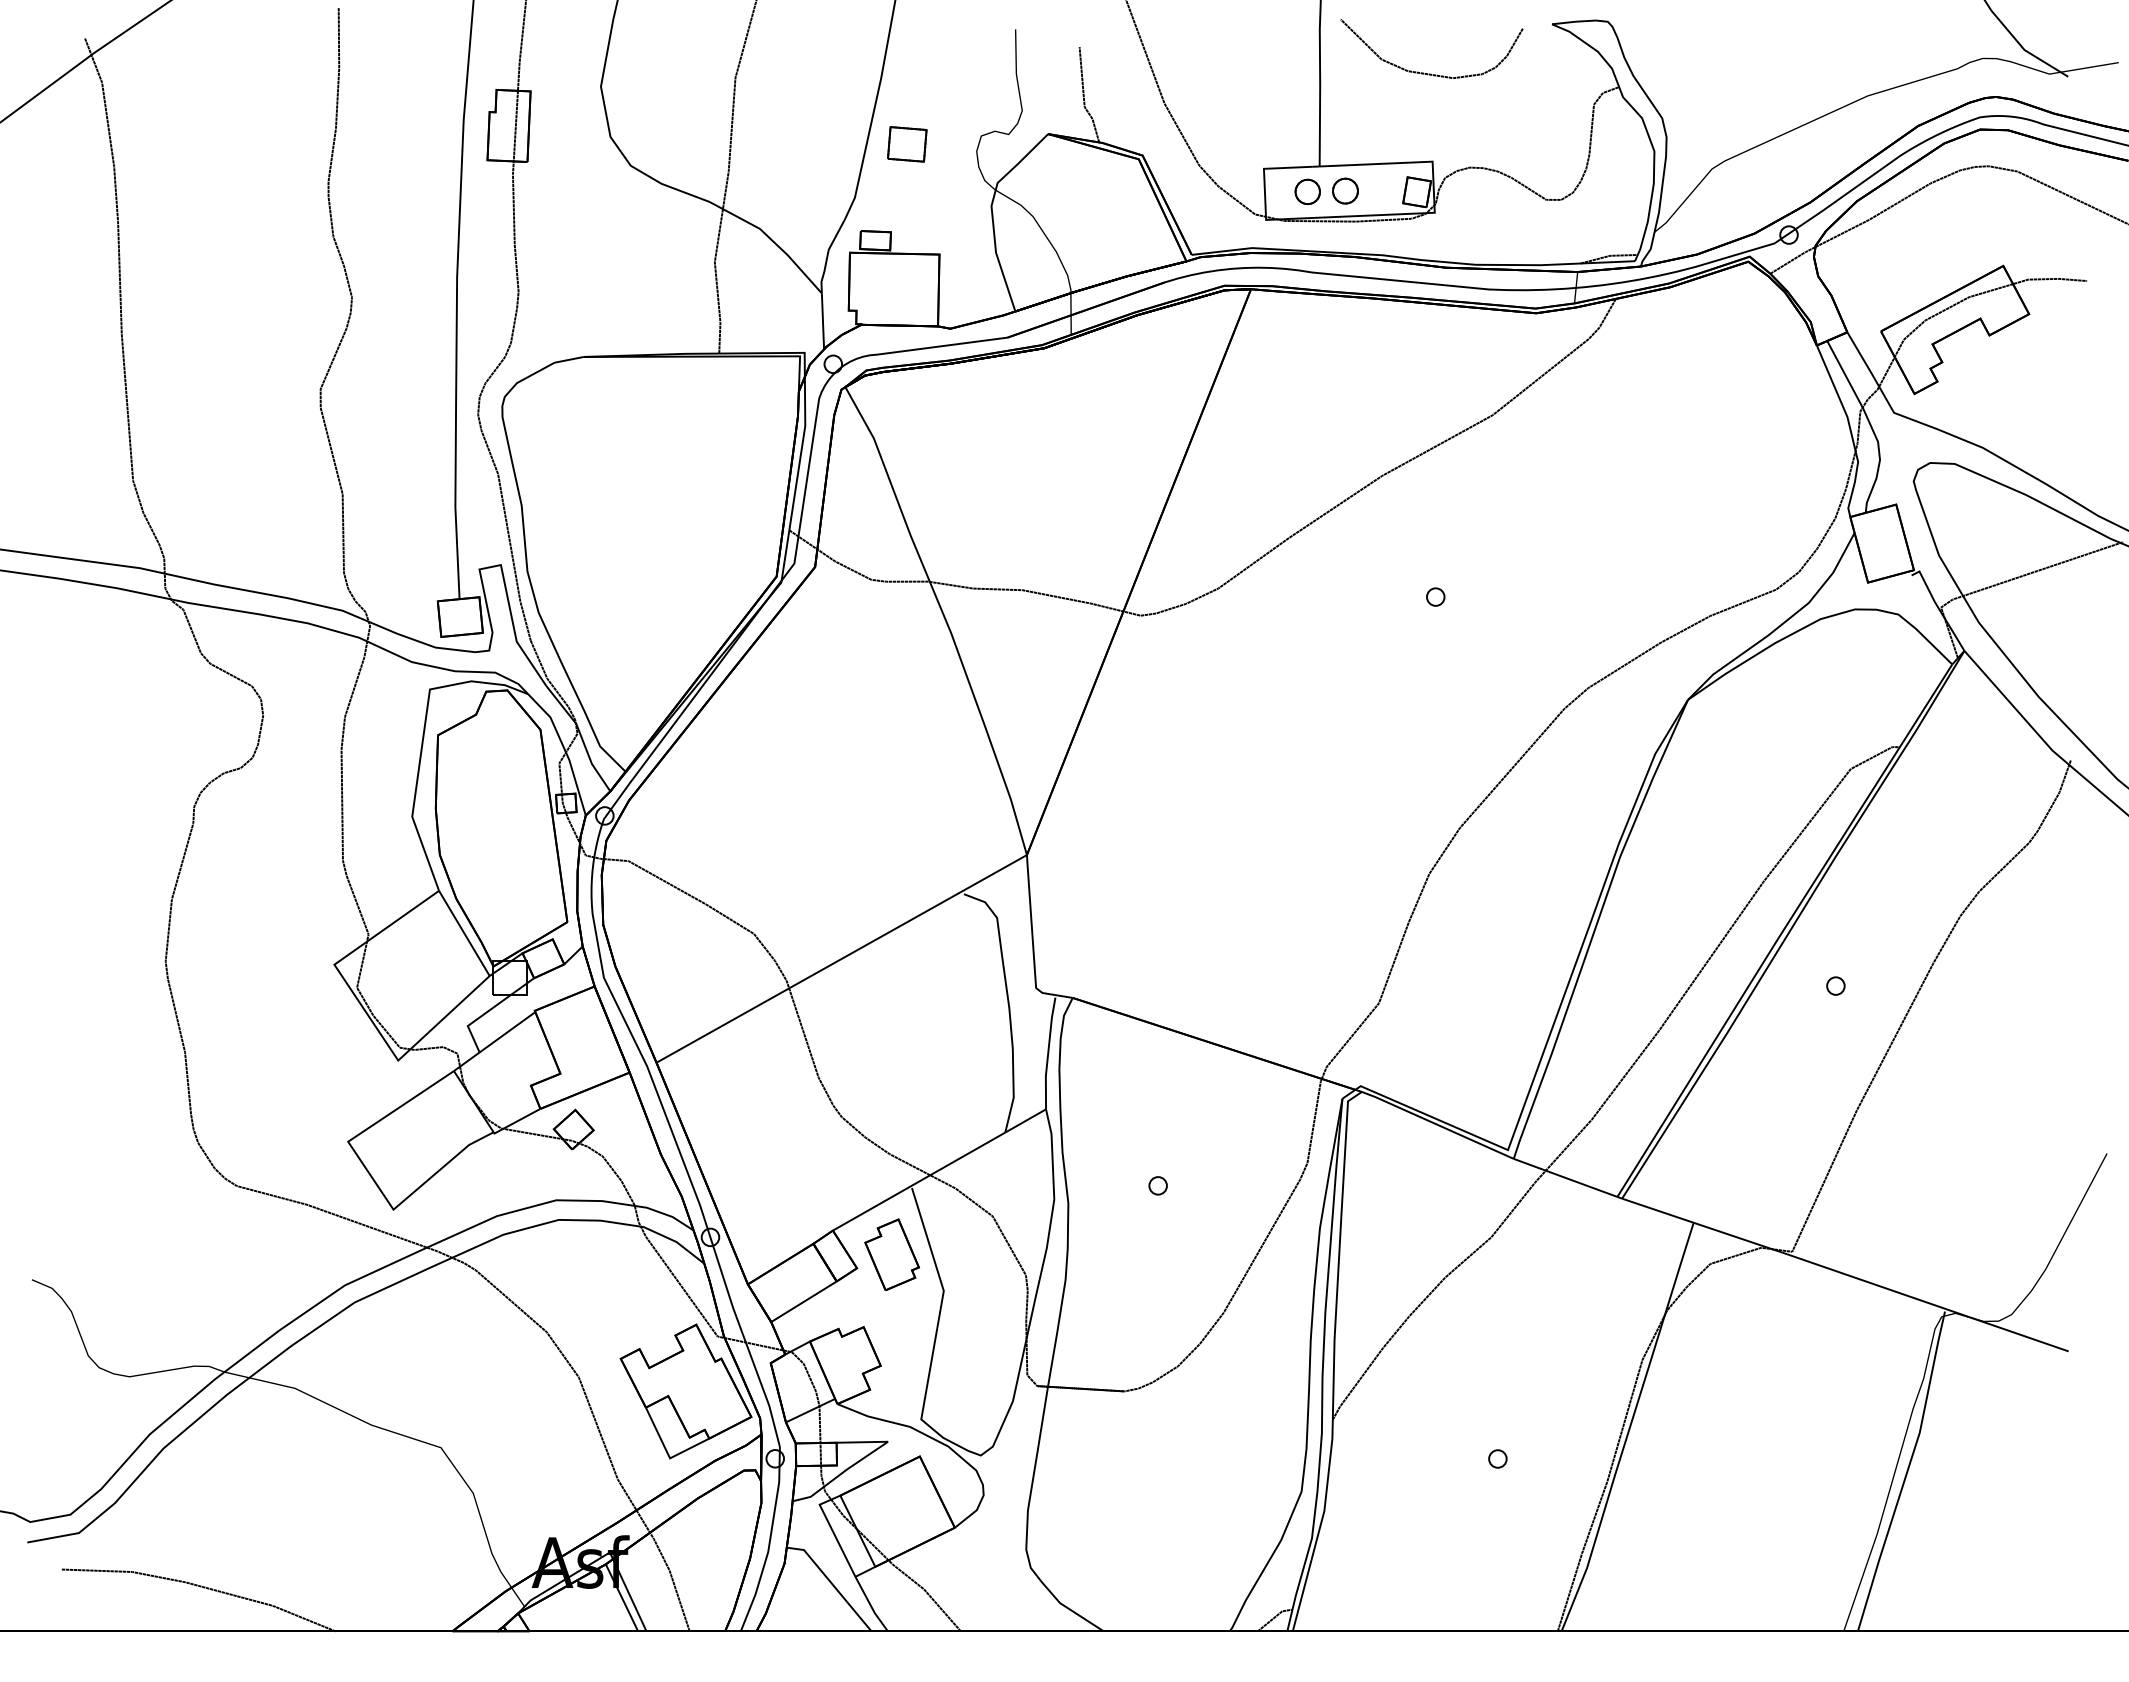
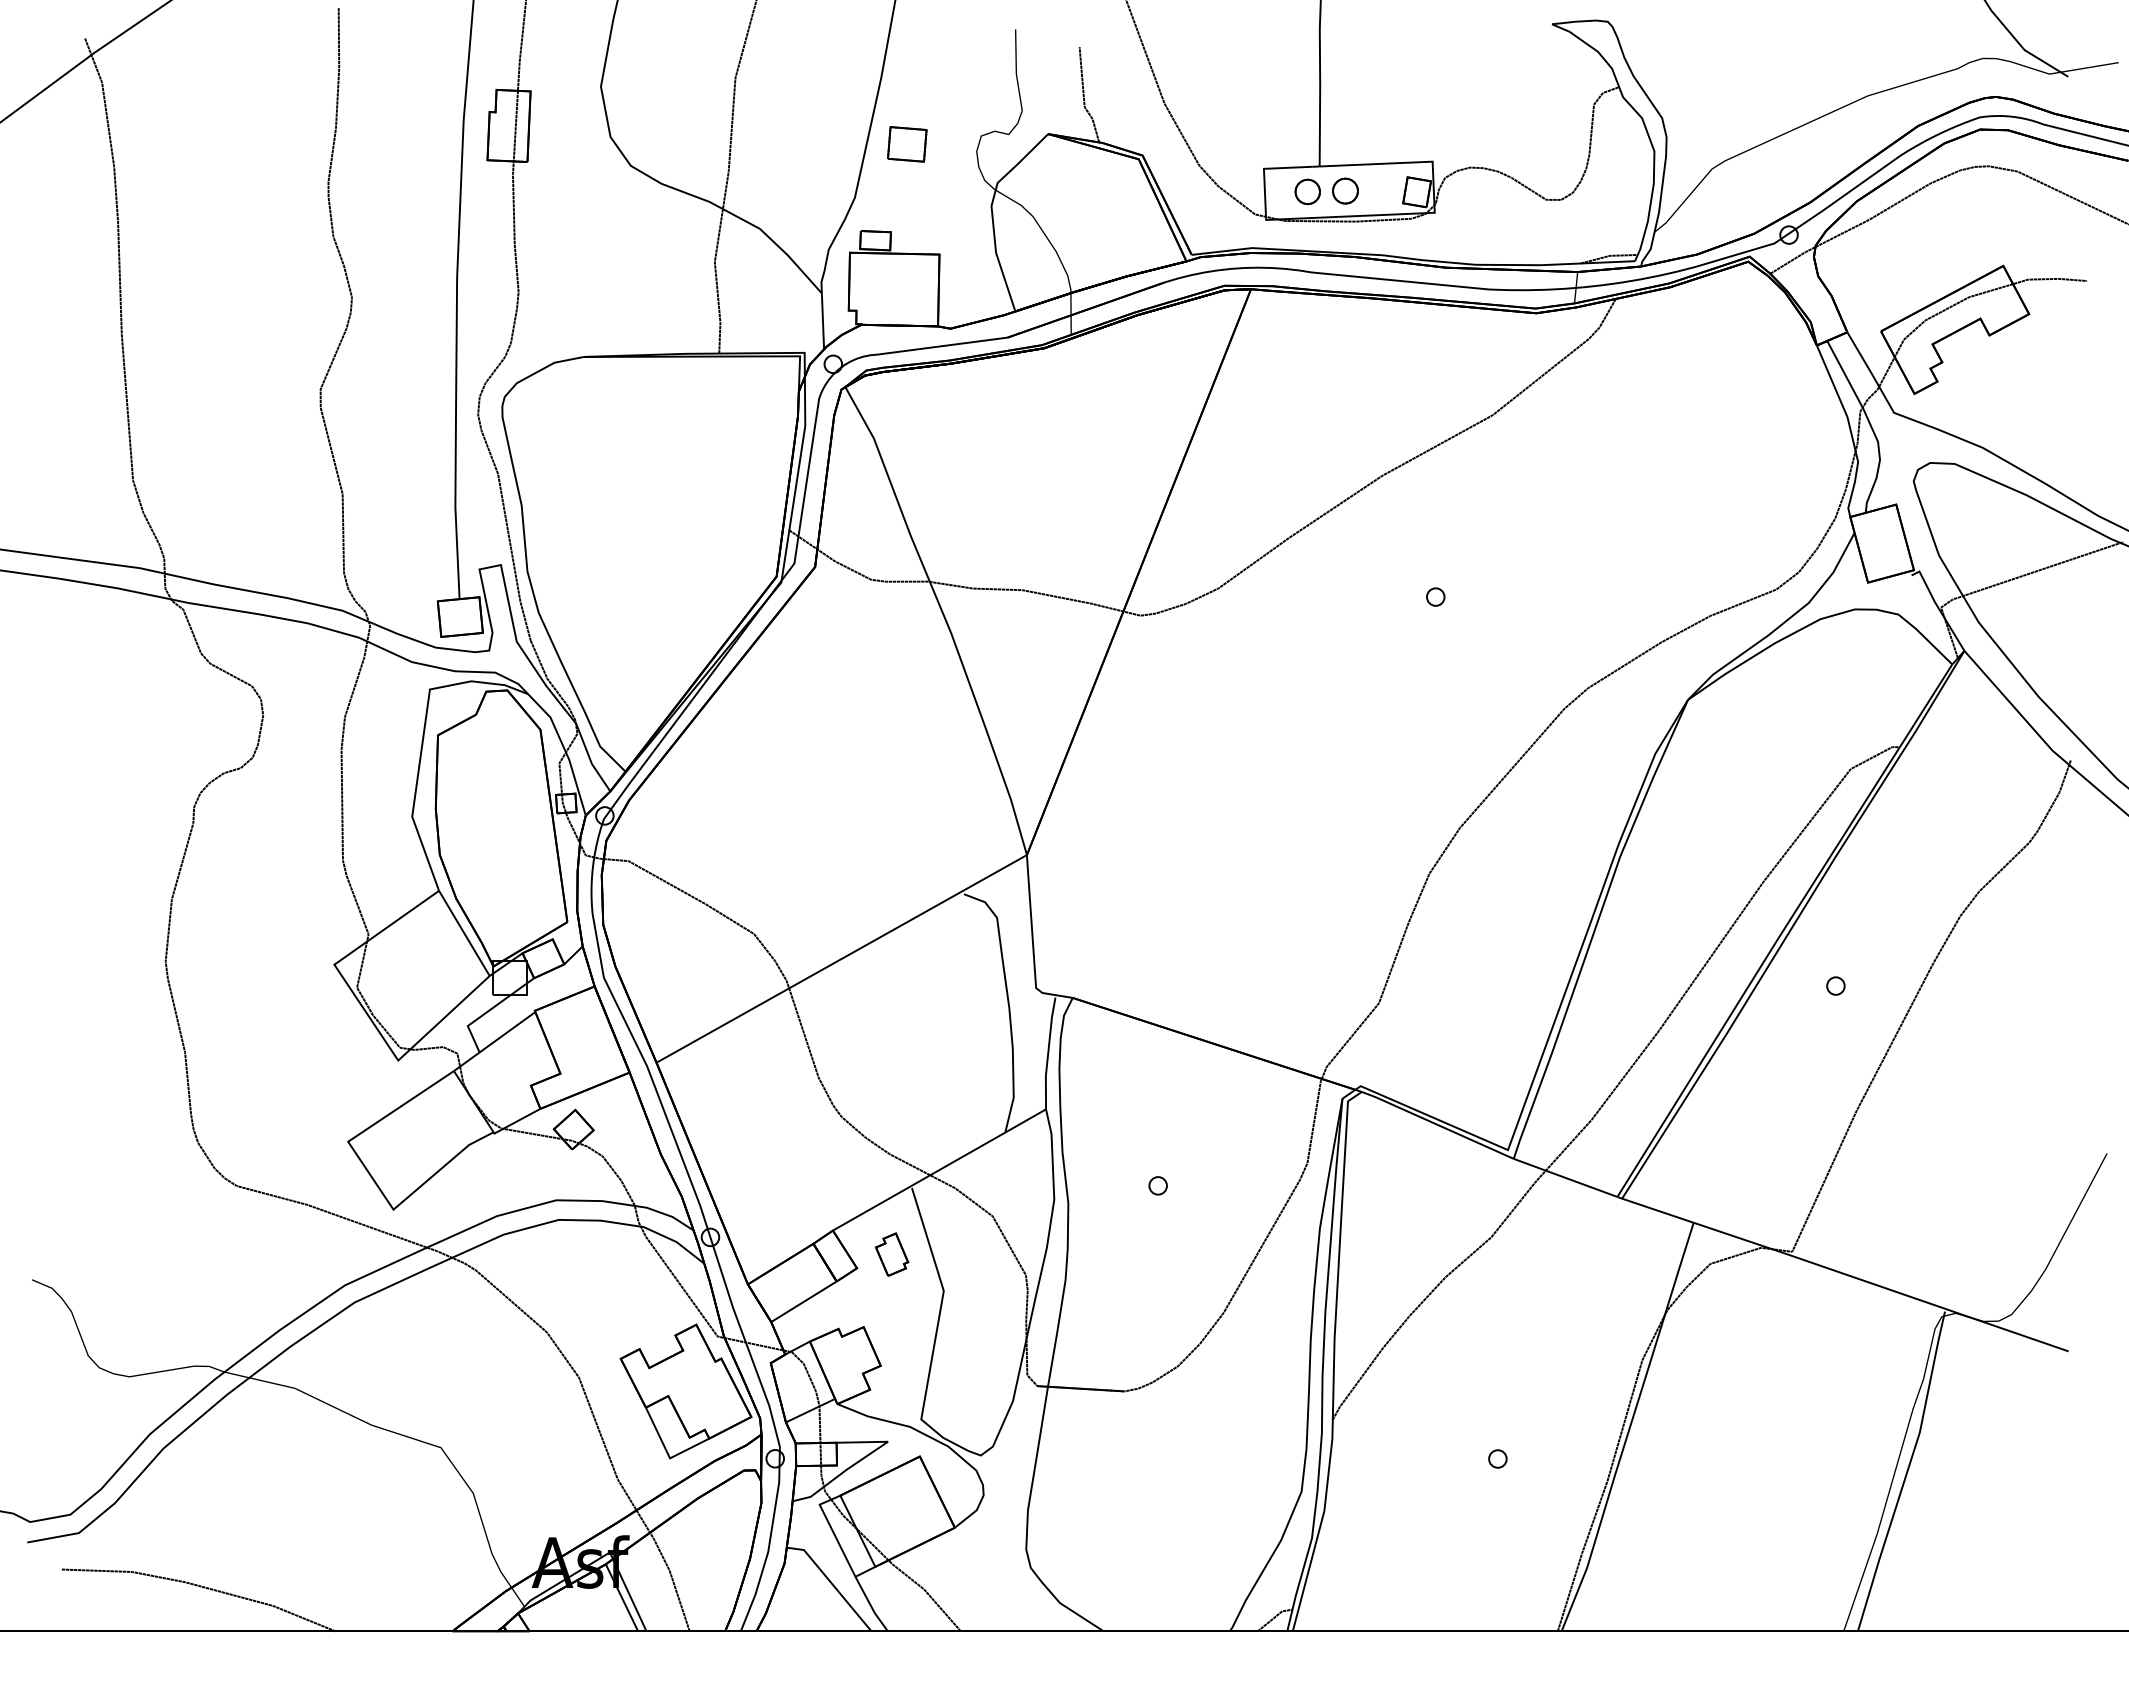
curve: present -> none (1431, 73)
part size: 56x73 px -> 35x45 px (892, 1254)
